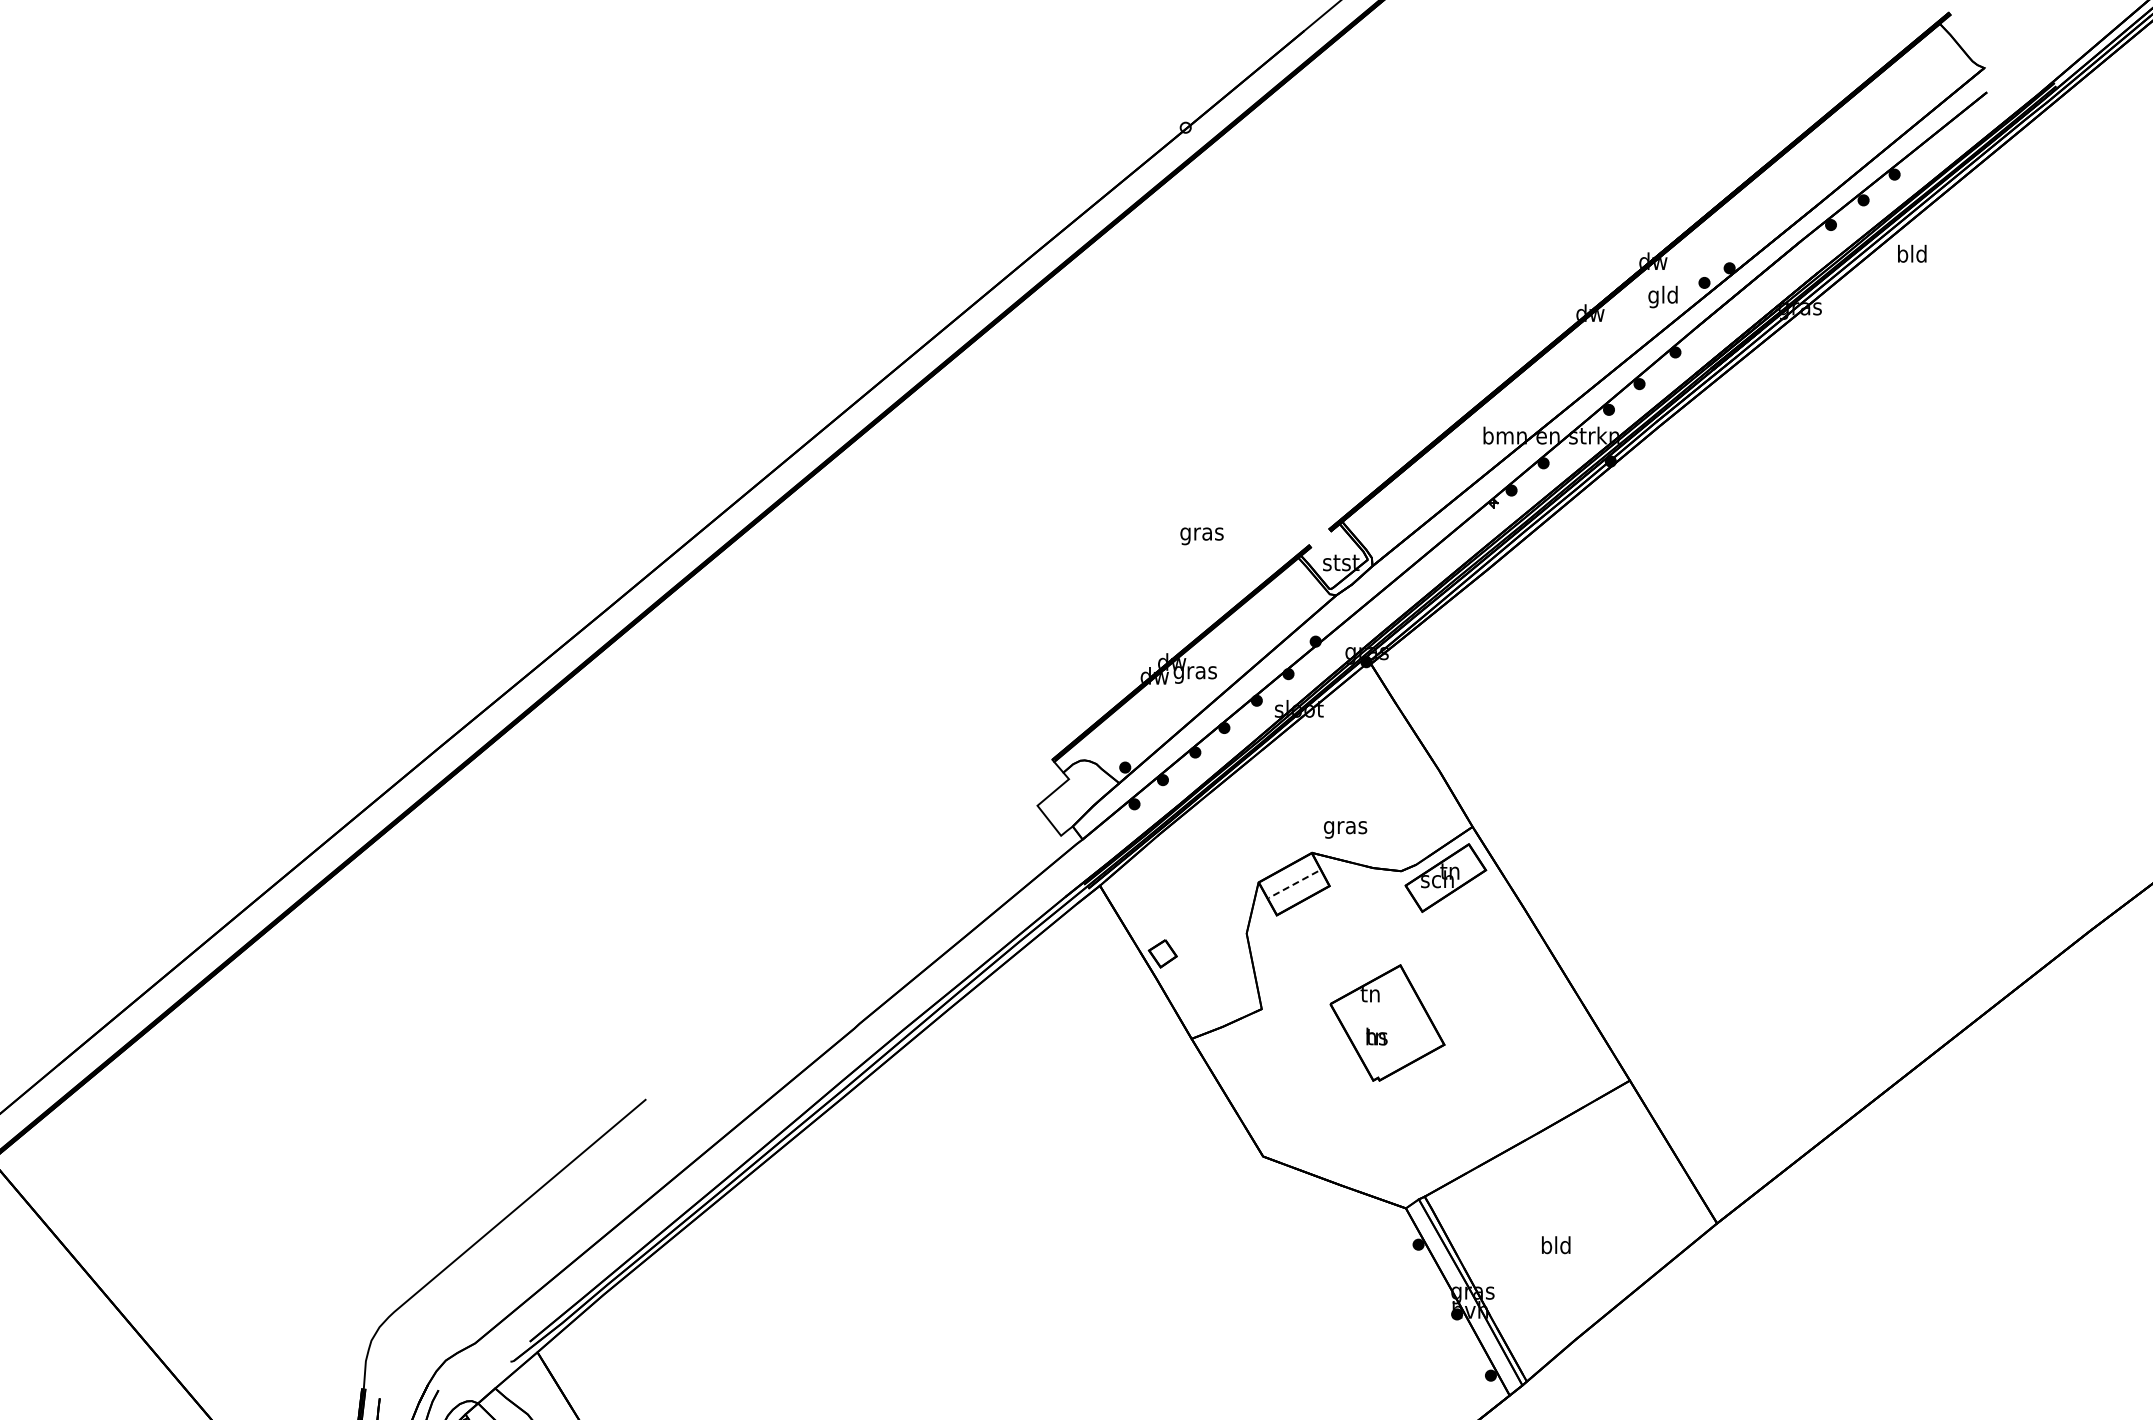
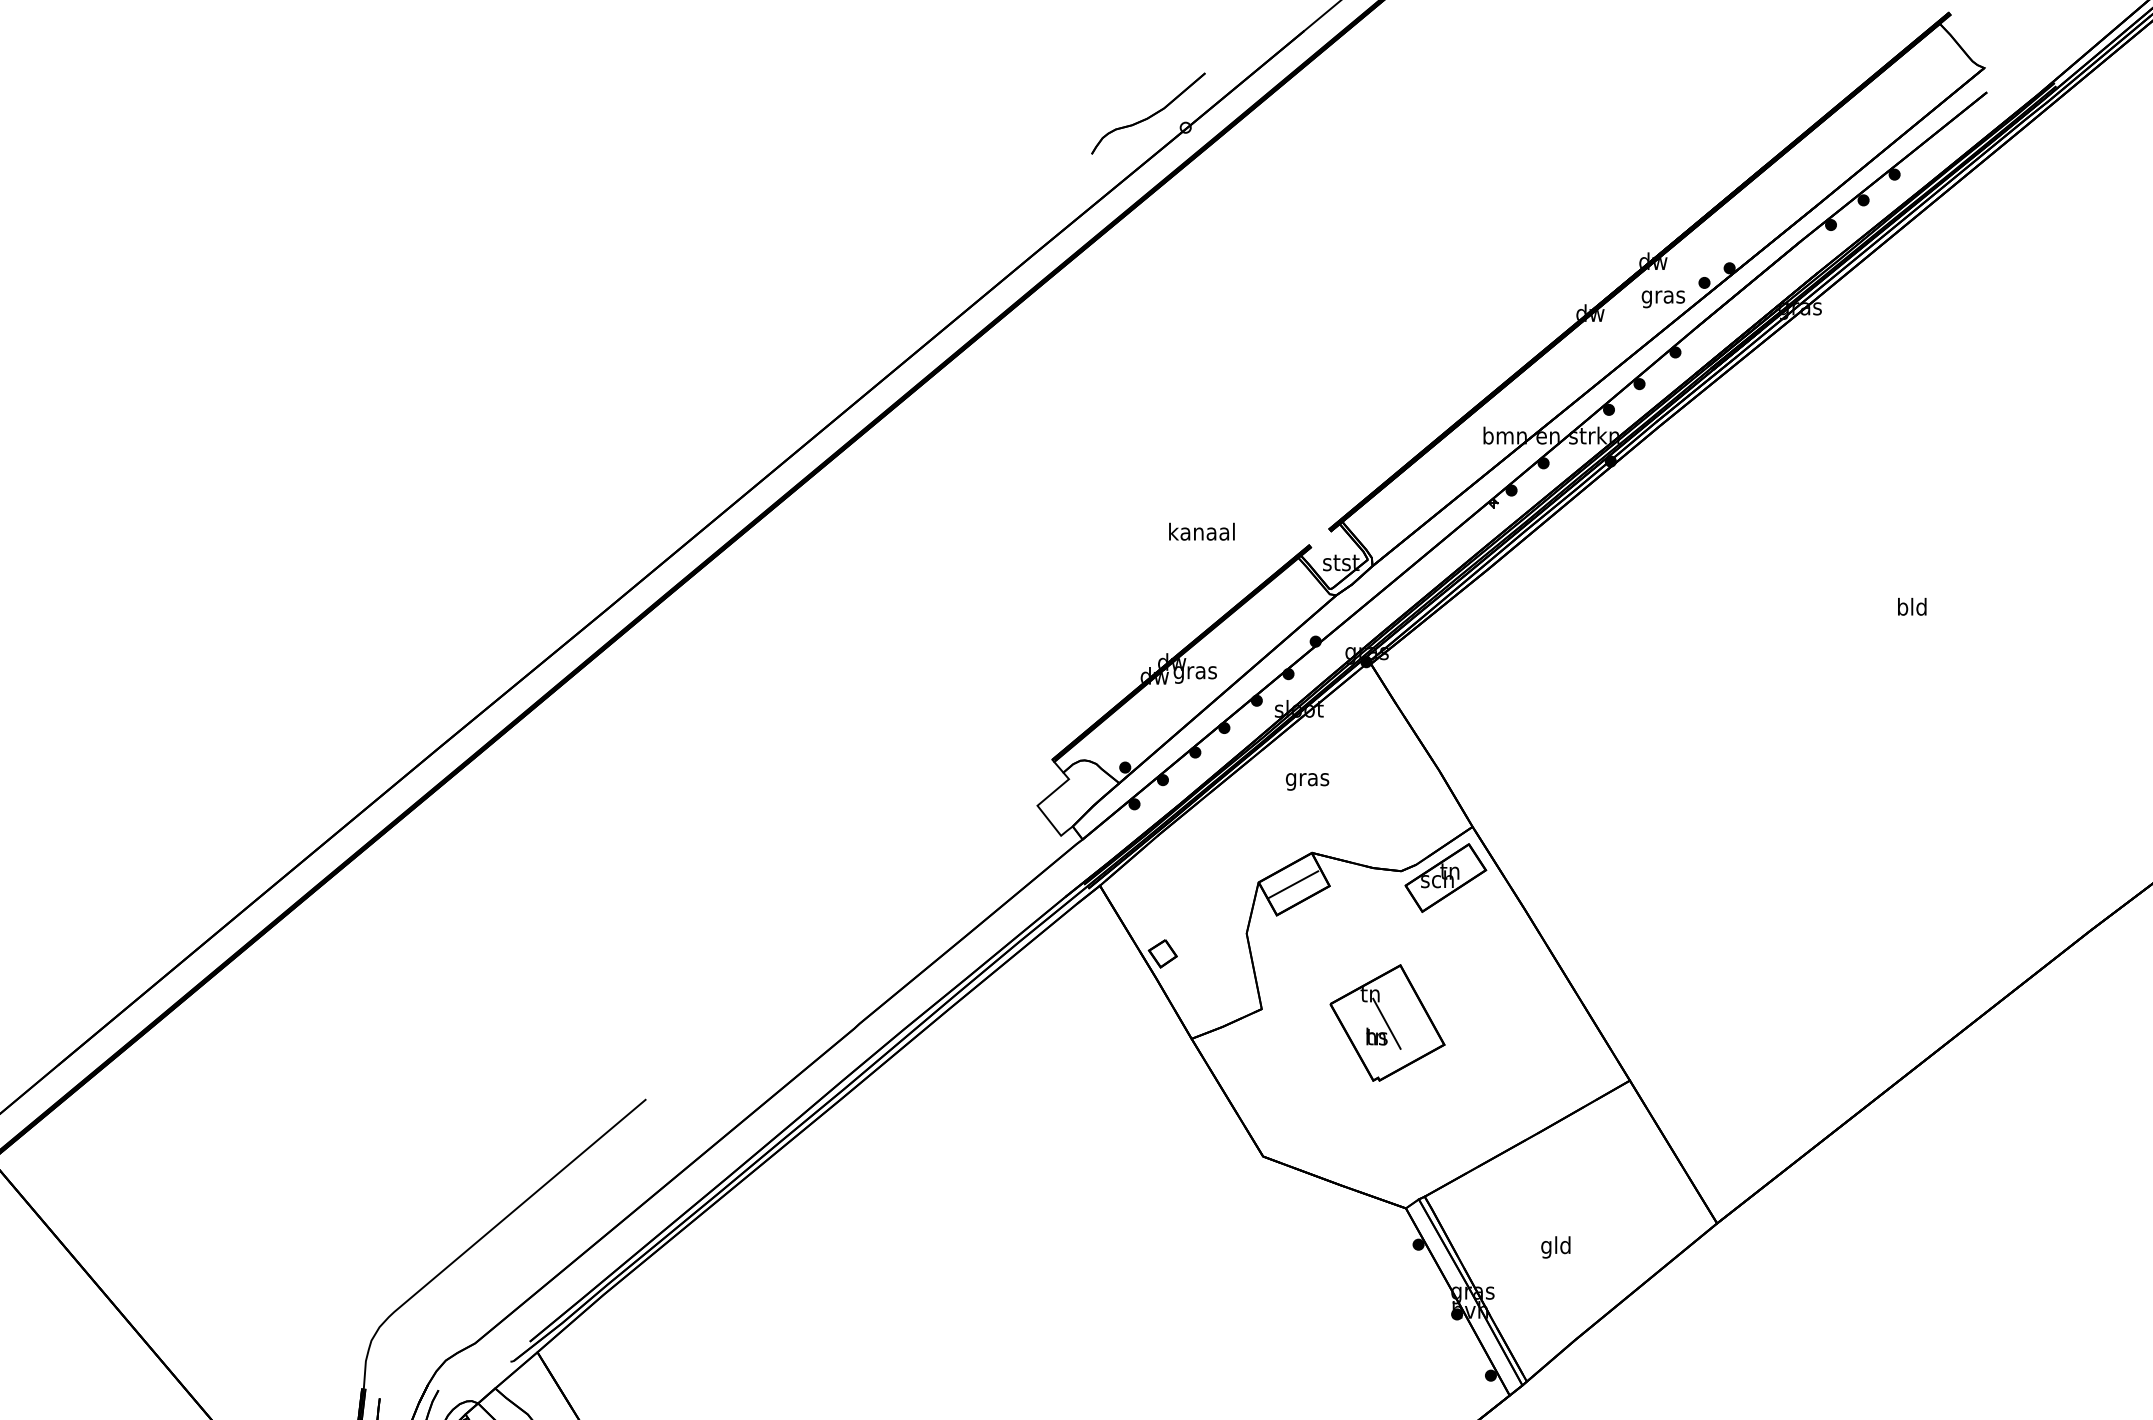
part: none -> present (1148, 113)
text position: (1912, 253) -> (1912, 606) (1912, 606)
text: gld -> gras (1663, 296)
text: gras -> kanaal (1201, 533)
text position: (1345, 829) -> (1307, 781) (1307, 781)
line: dashed -> solid (1293, 884)
line: none -> present (1386, 1023)
text: bld -> gld (1546, 1247)
